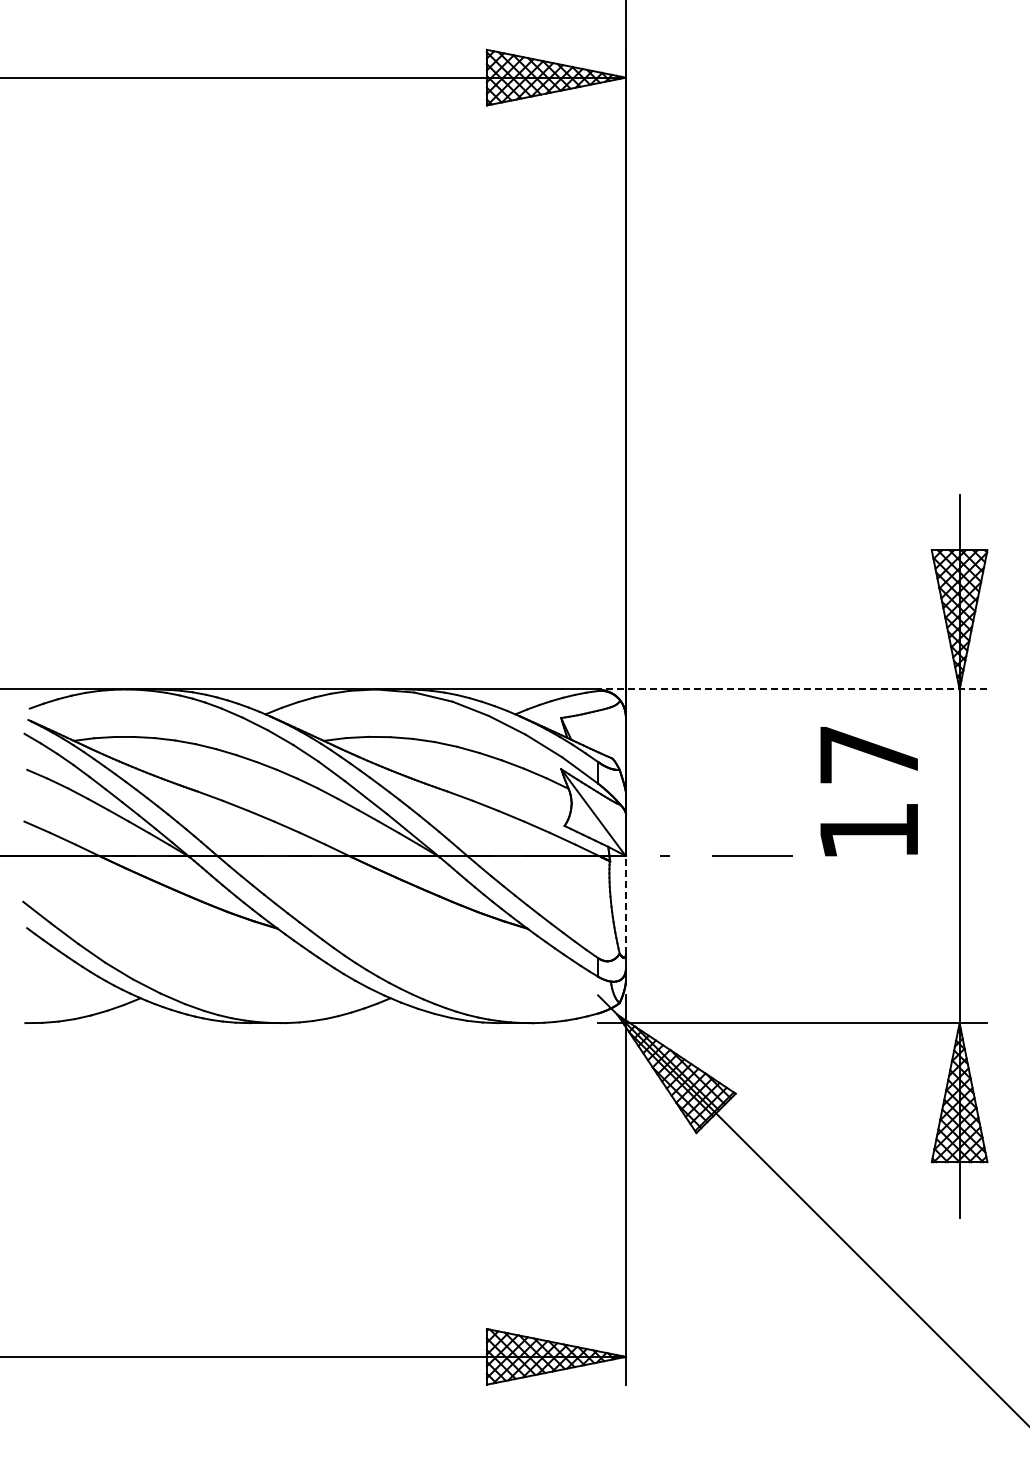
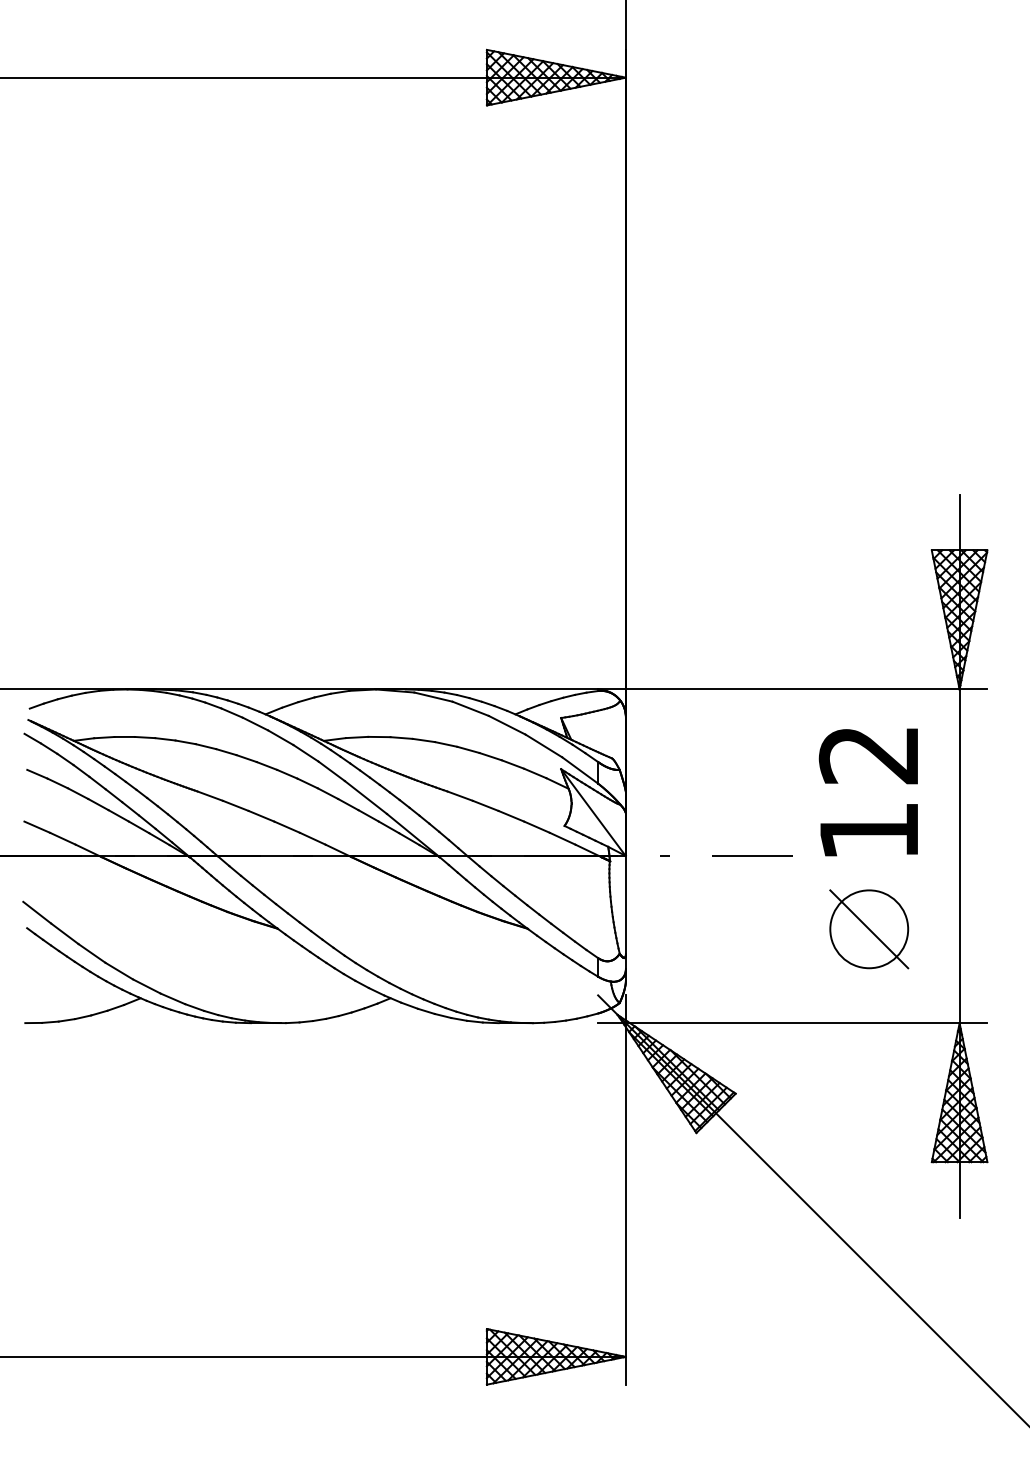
line: dashed -> solid (792, 689)
text: 17 -> 12 (867, 755)
line: dashed -> solid (625, 904)
part: none -> present (869, 929)
